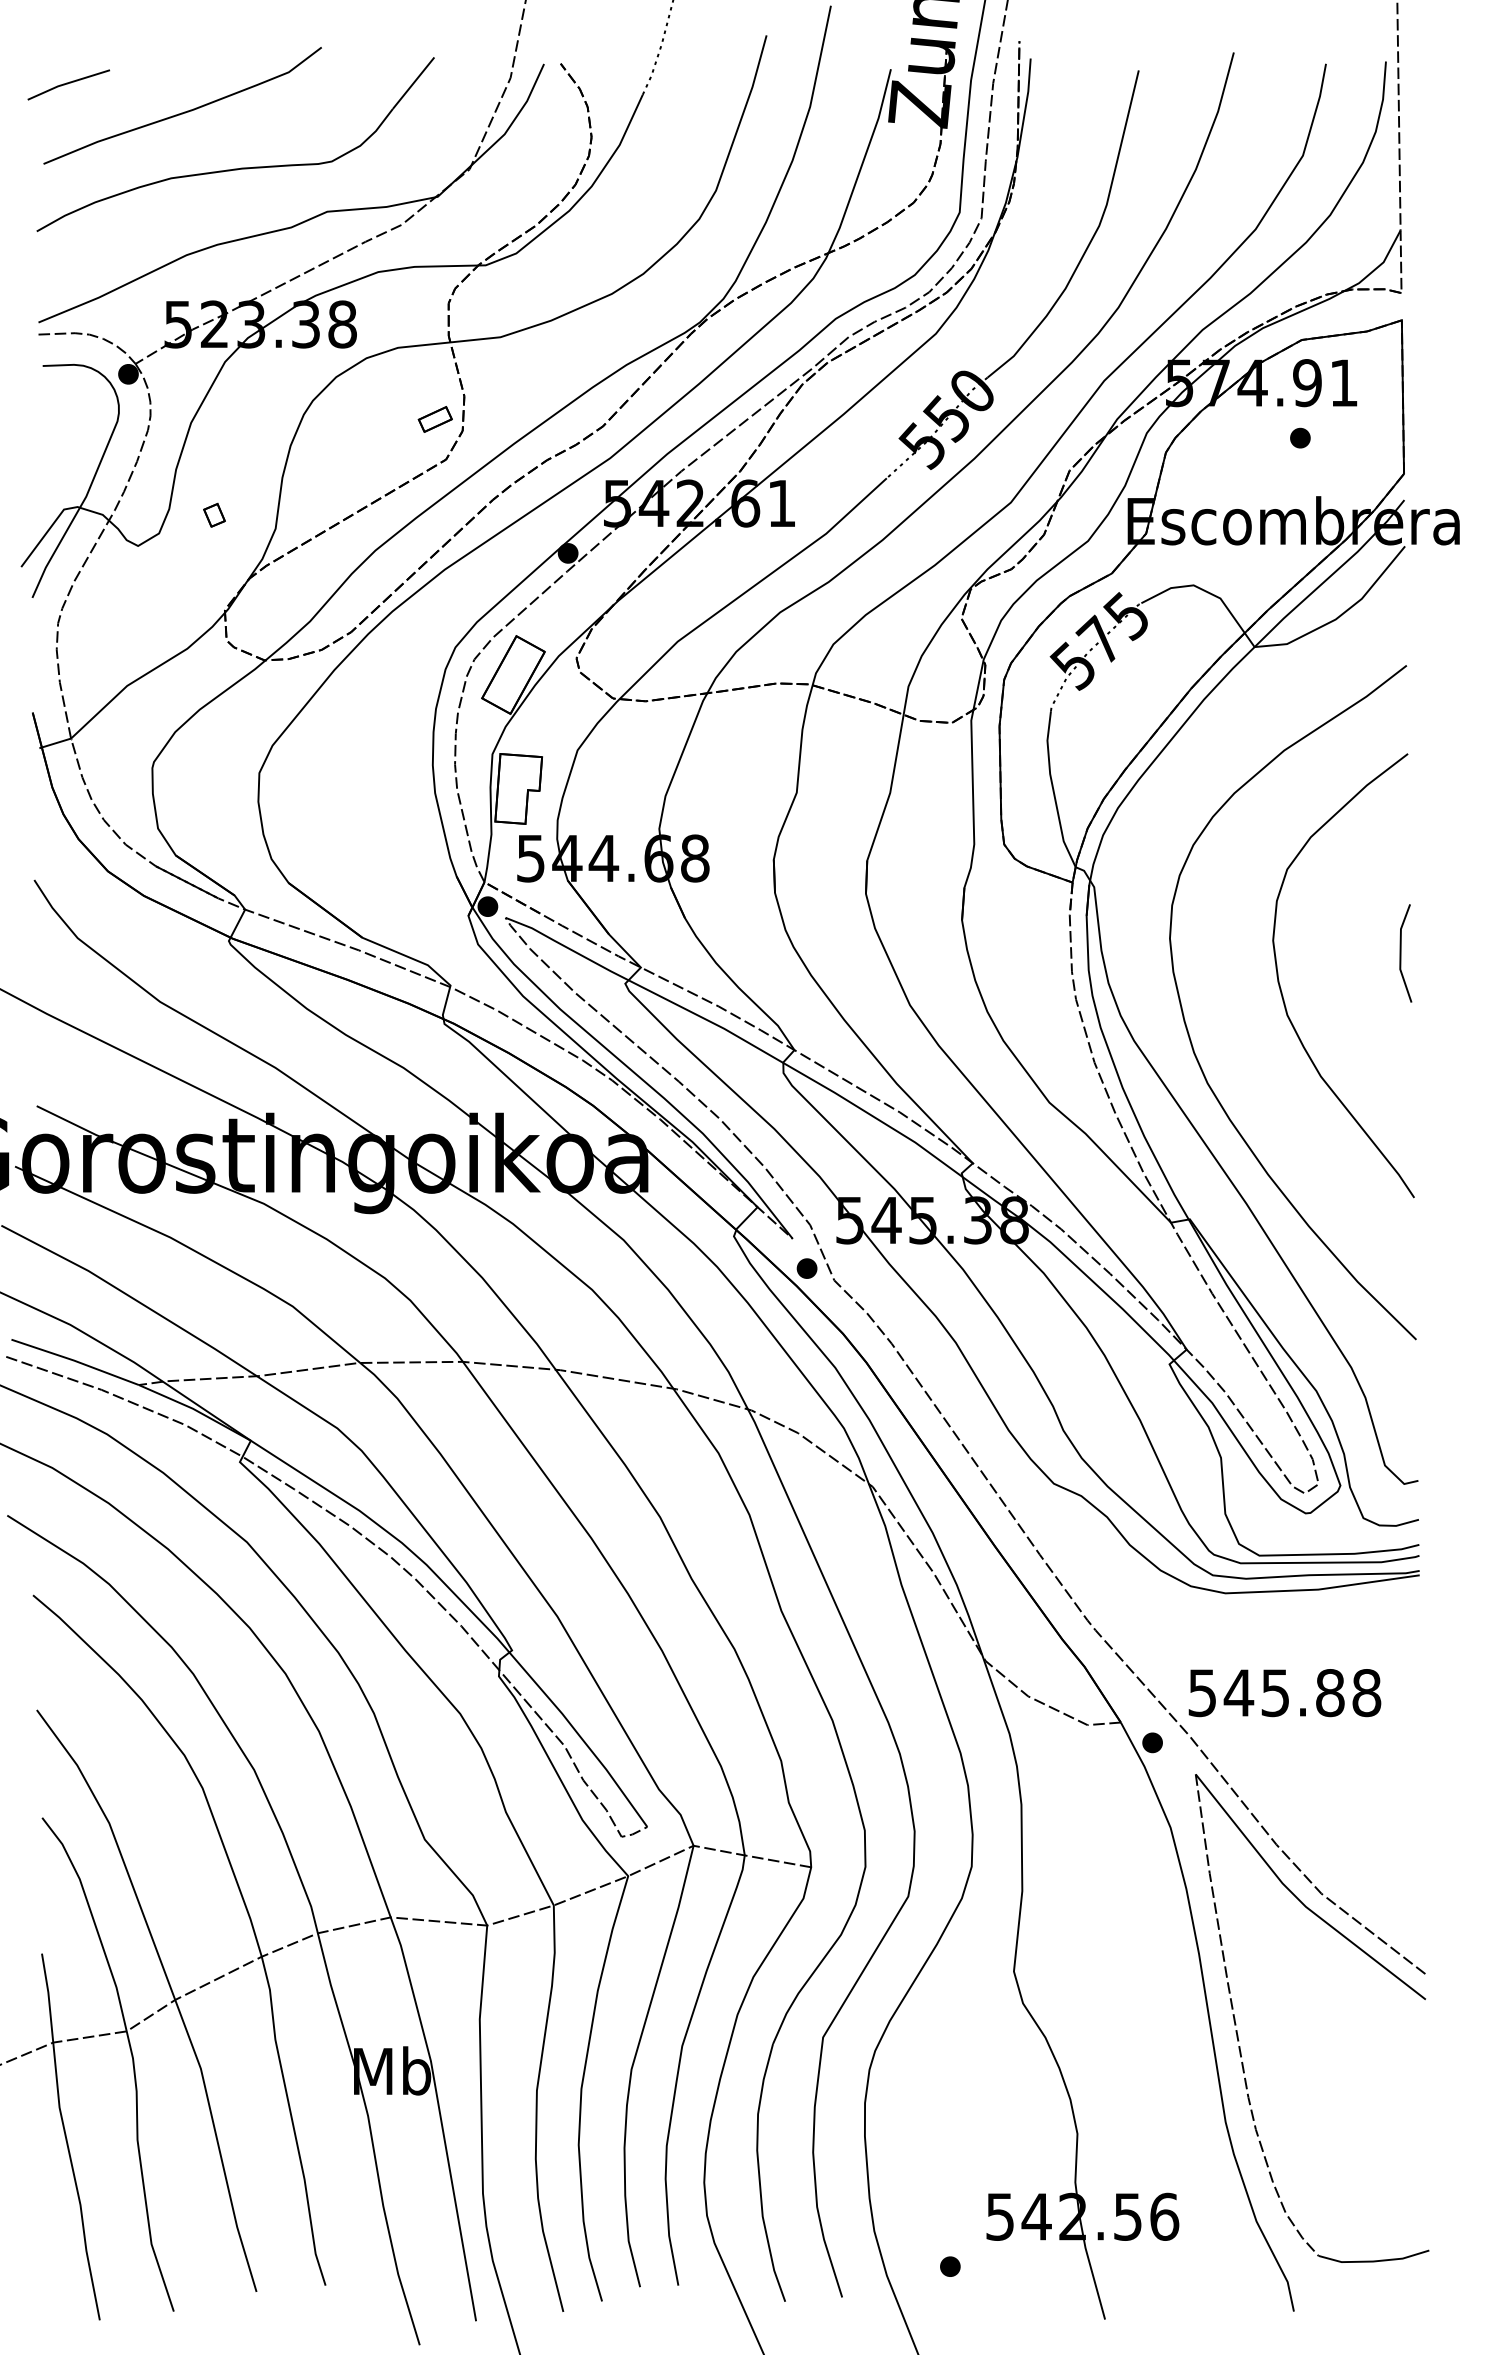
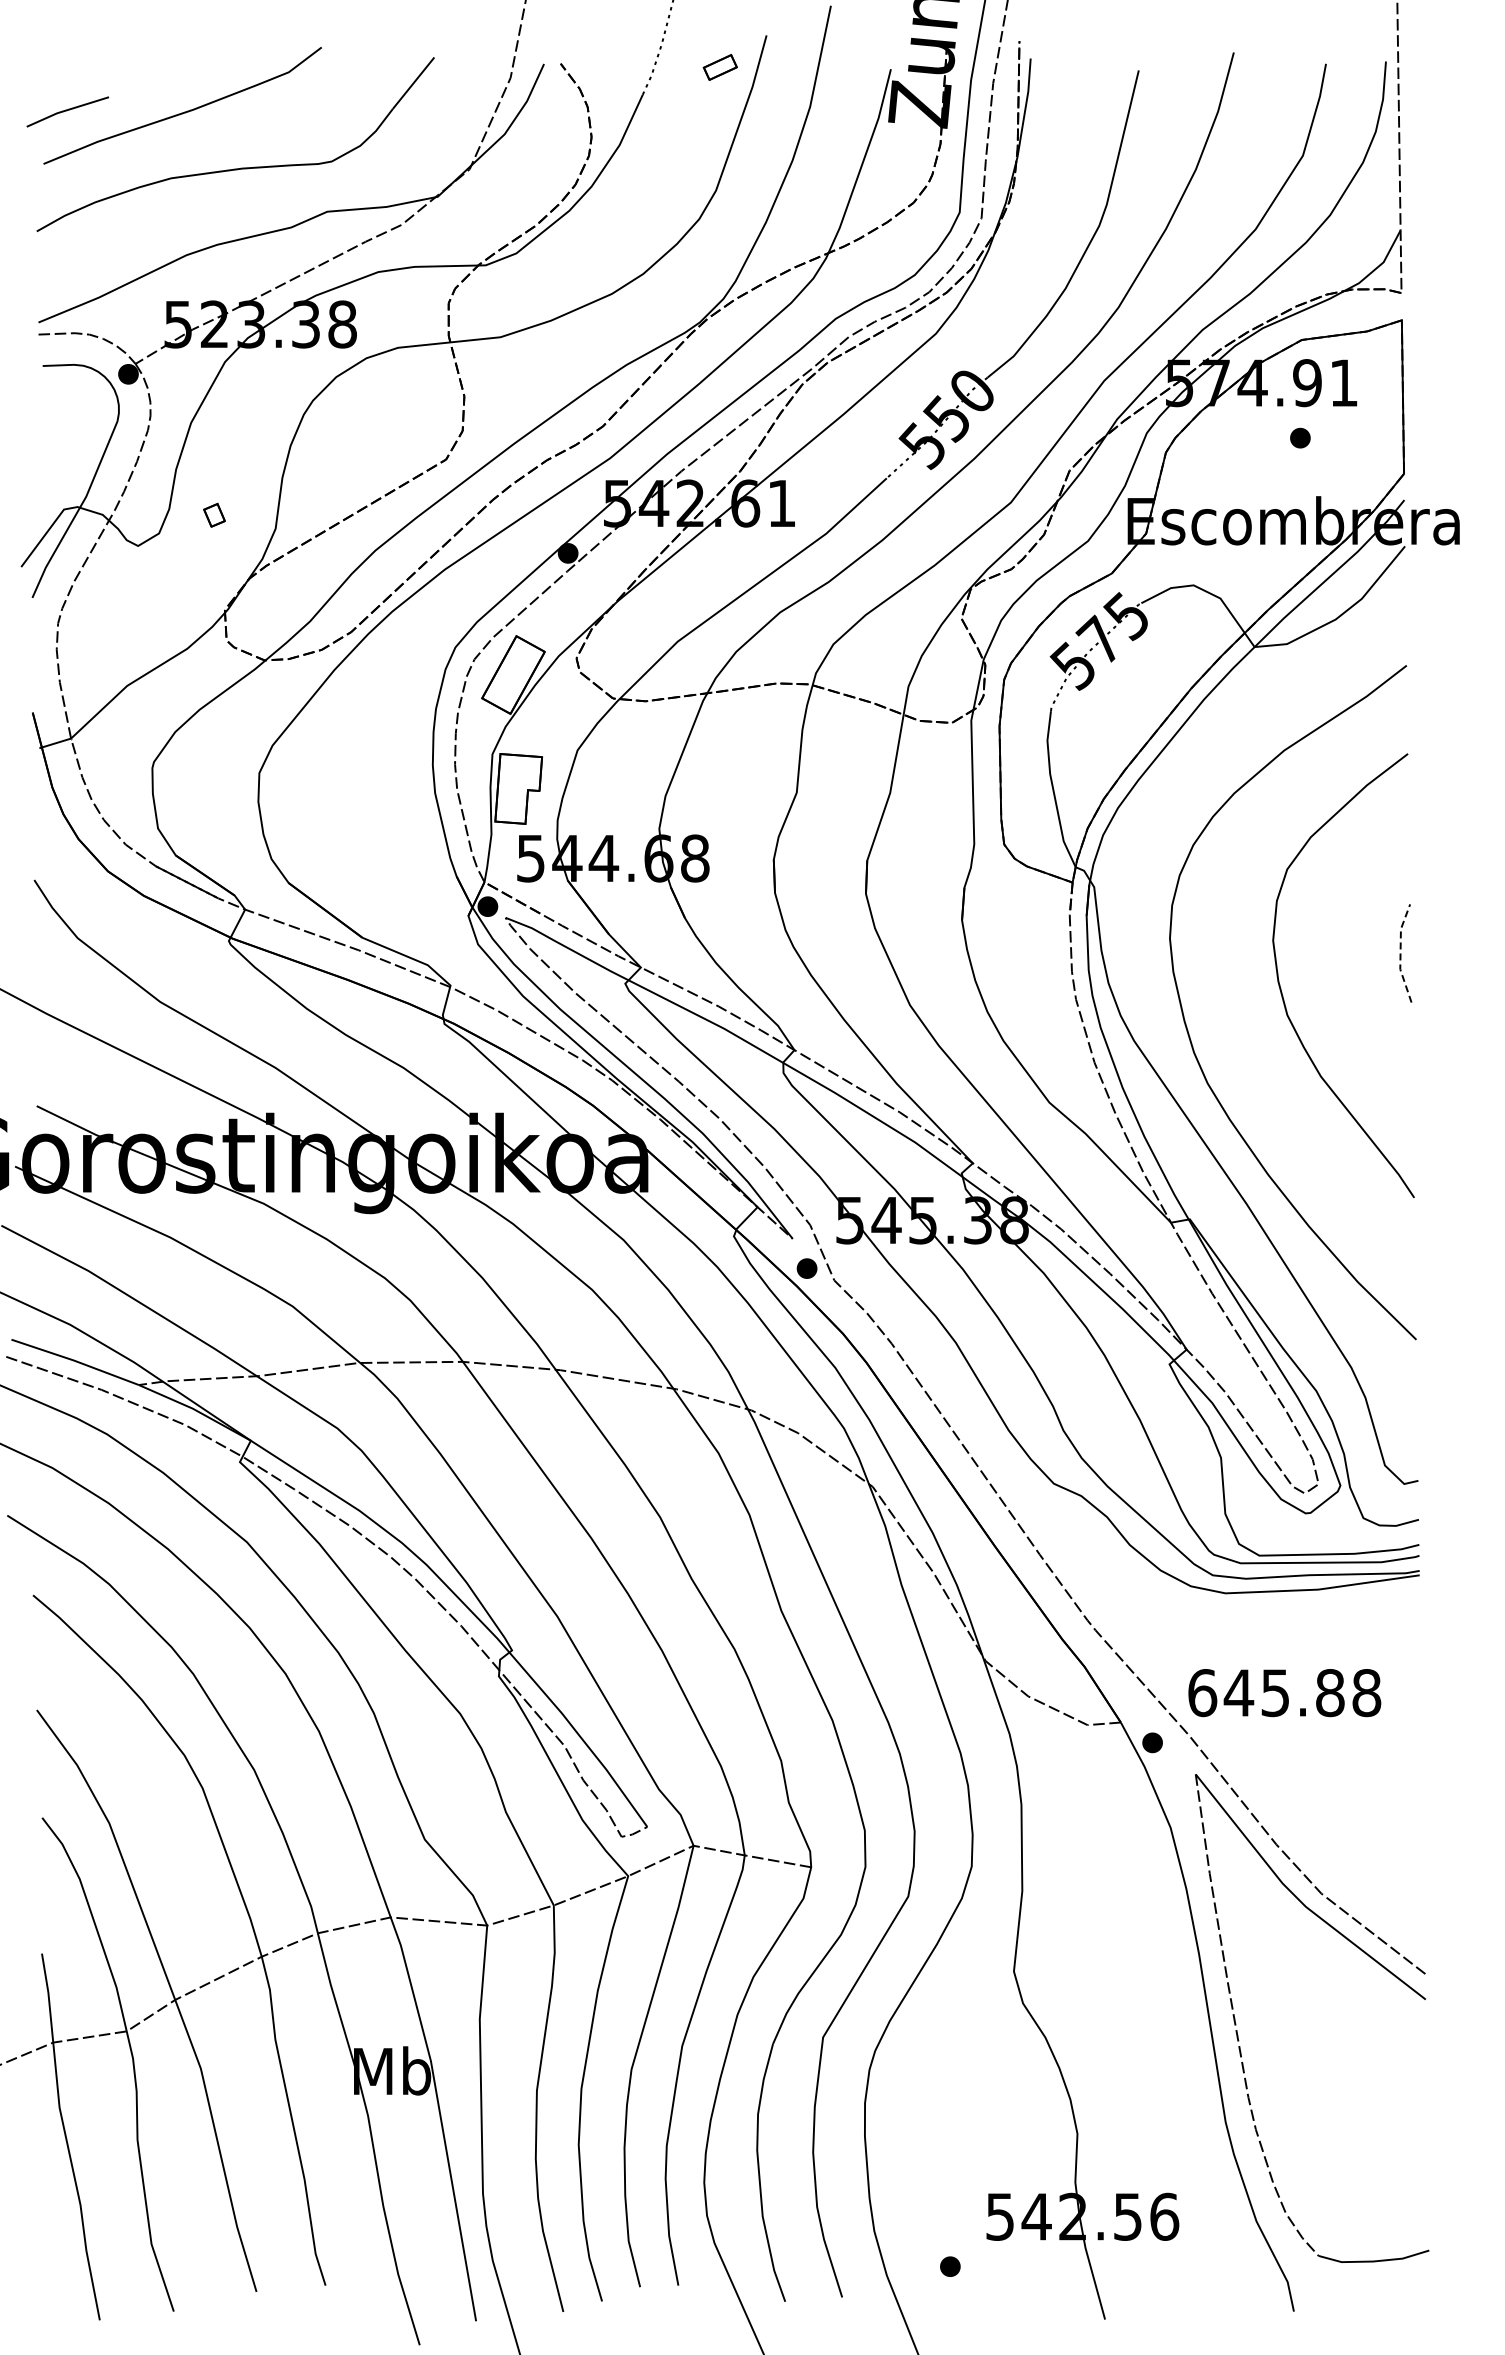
line position: (68, 83) -> (67, 110) (67, 110)
part position: (434, 419) -> (719, 67) (719, 67)
line: solid -> dashed (1400, 953)
text: 545.88 -> 645.88 (1202, 1693)
